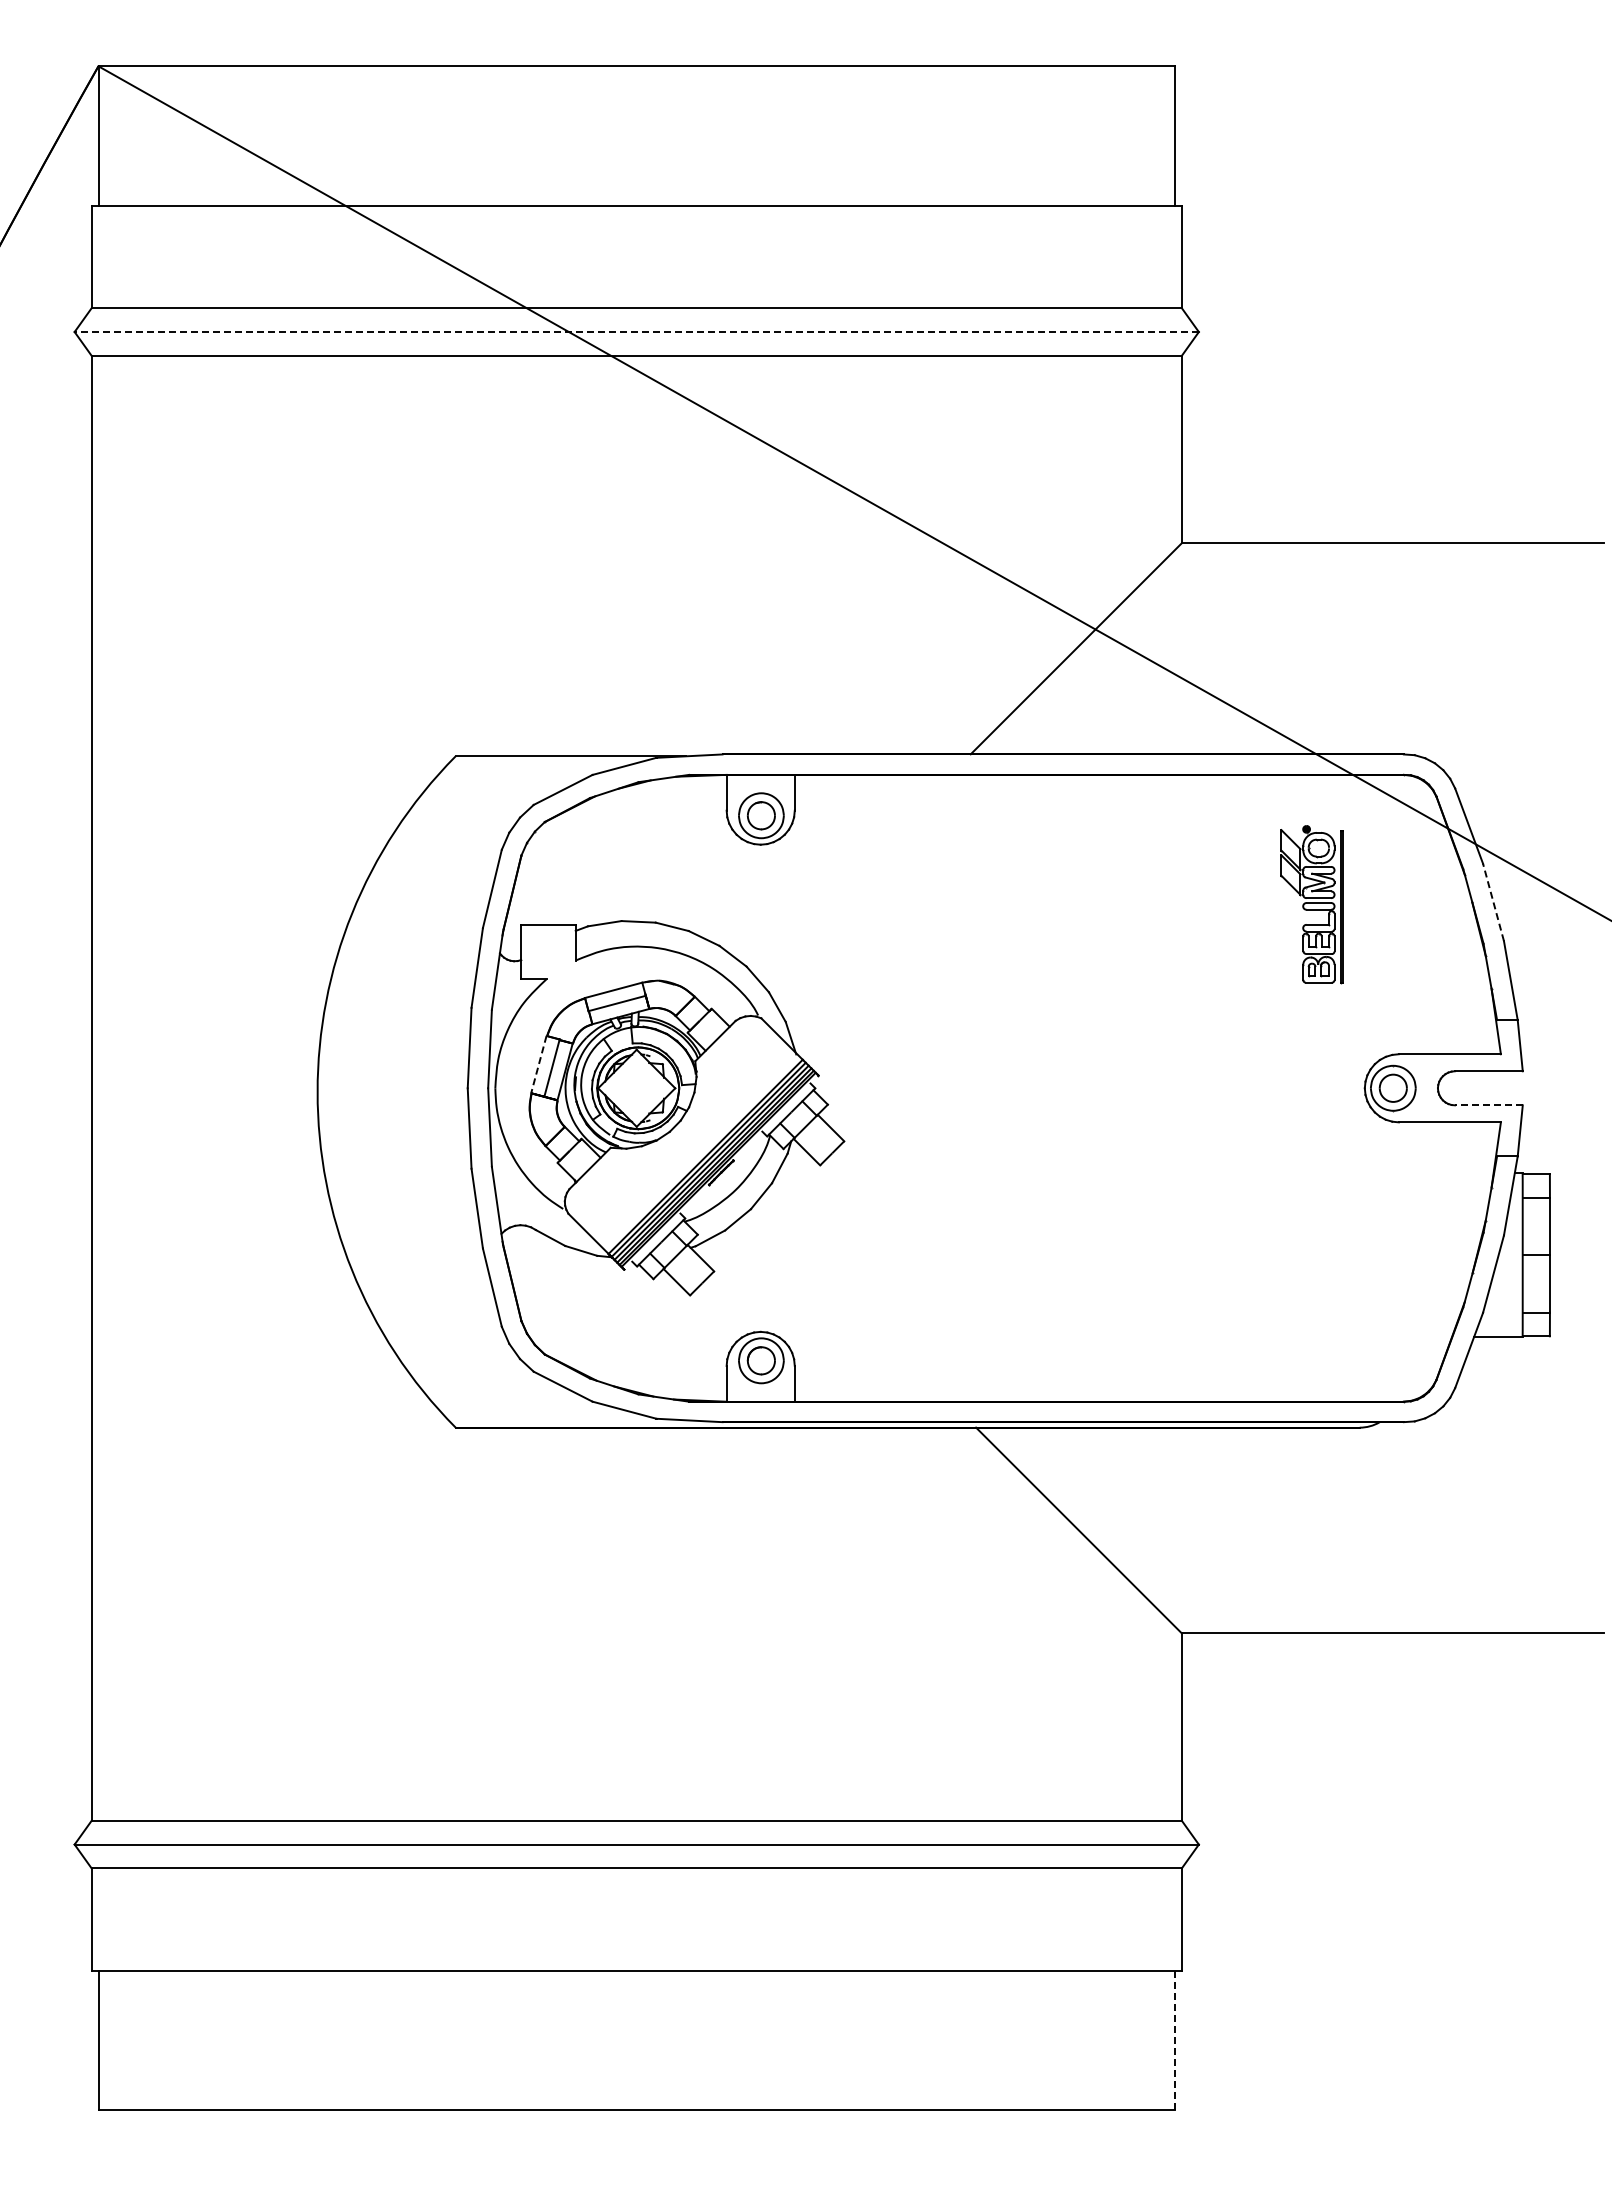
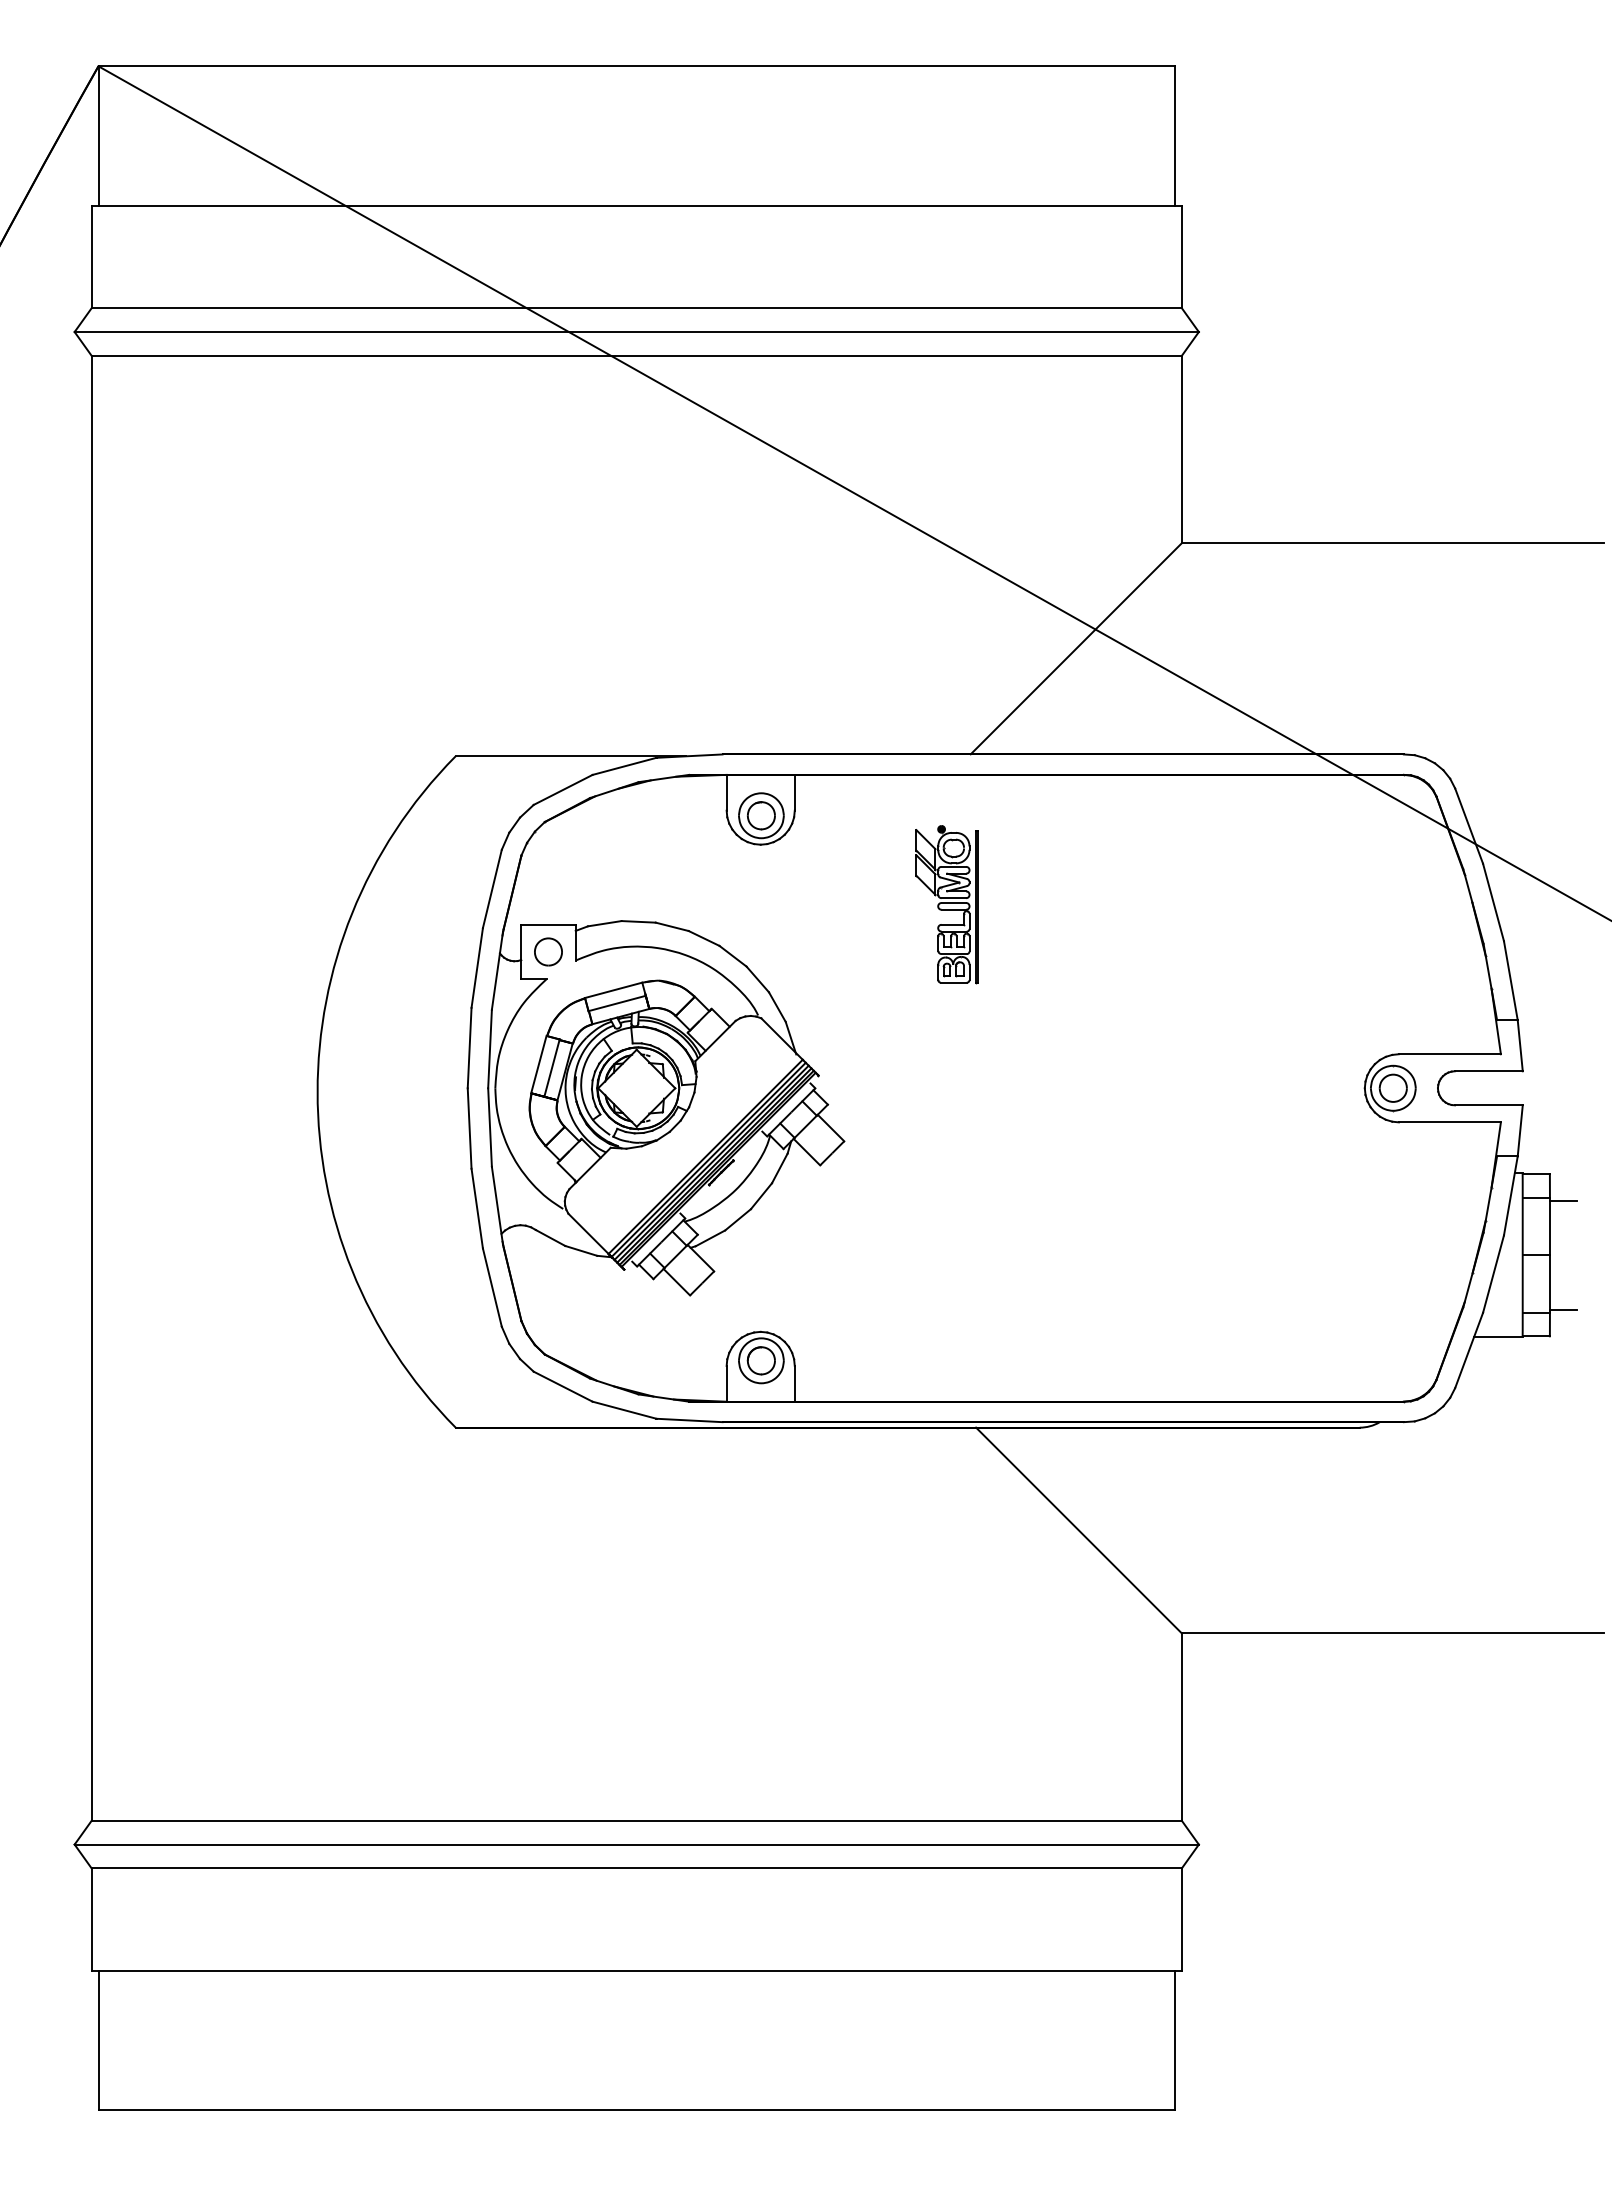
line: dashed -> solid (636, 332)
line: dashed -> solid (1493, 901)
part position: (1311, 904) -> (946, 904) (946, 904)
part: none -> present (548, 951)
line: dashed -> solid (538, 1064)
line: dashed -> solid (1488, 1105)
line: none -> present (1563, 1200)
line: none -> present (1563, 1309)
line: dashed -> solid (1175, 2040)
